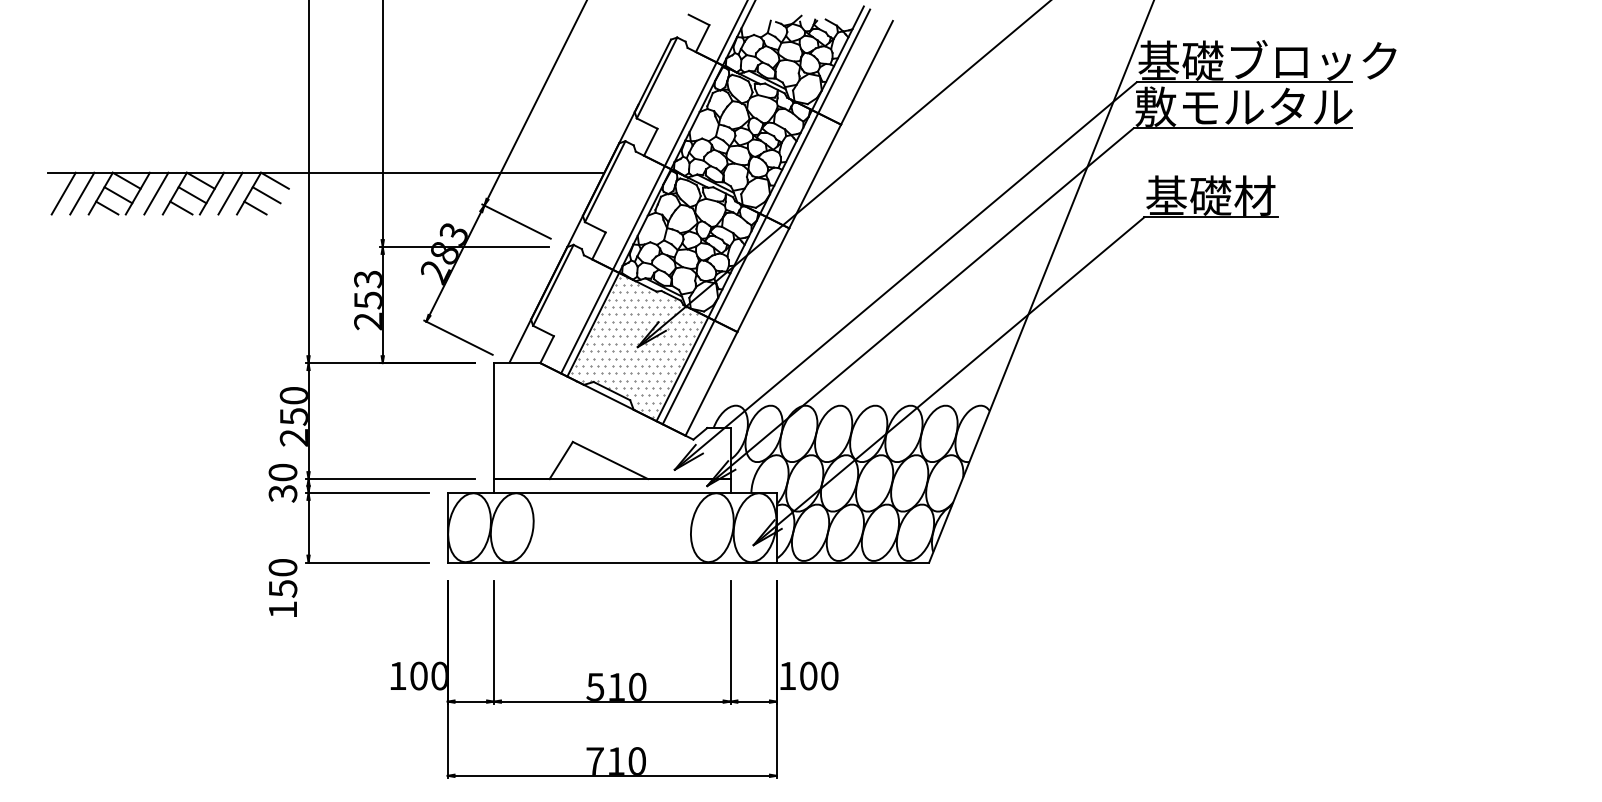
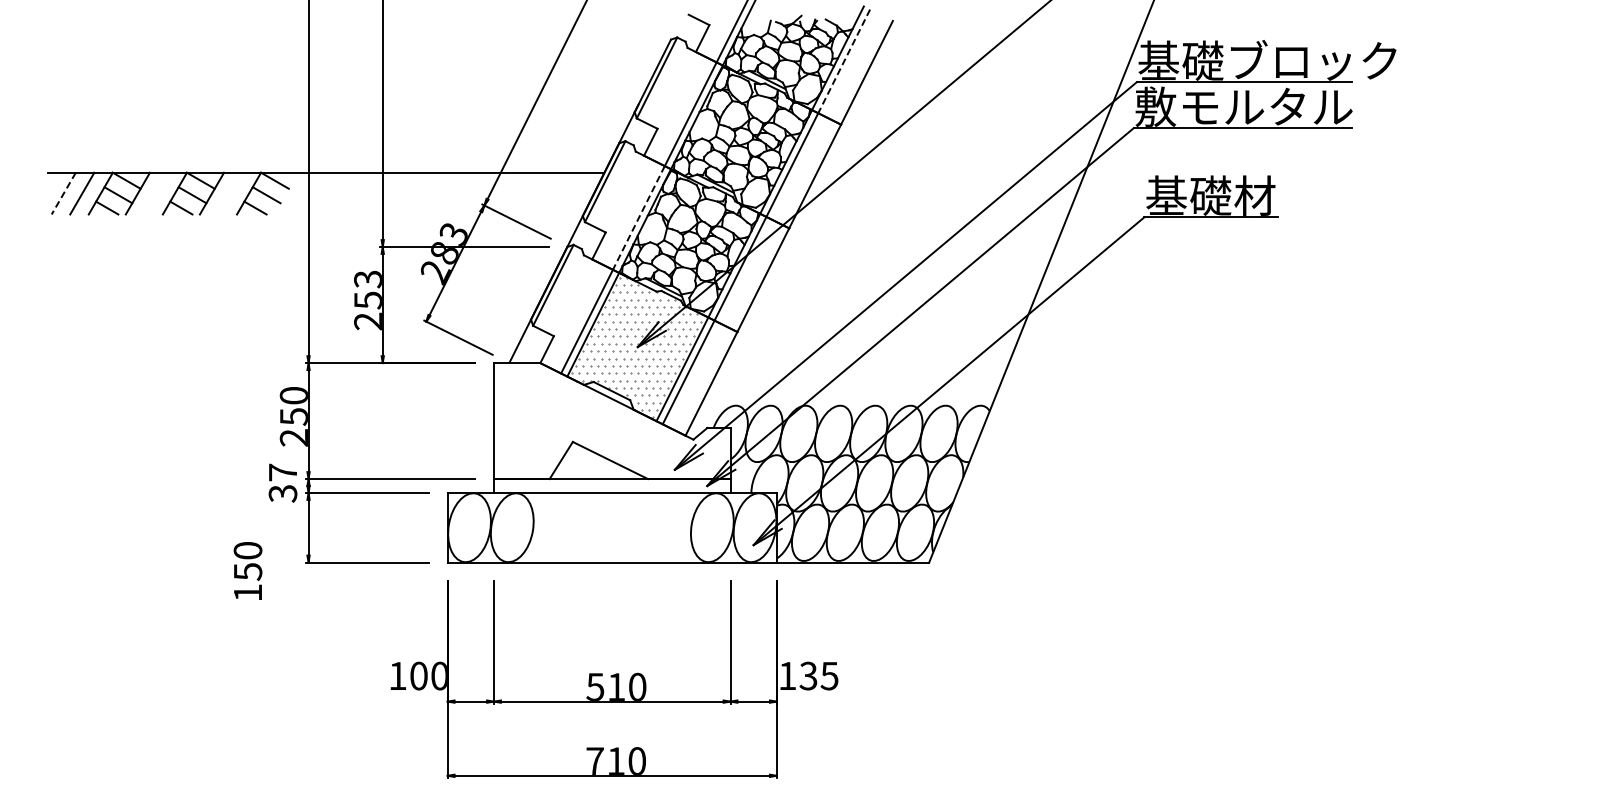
line: solid -> dashed (844, 61)
line: present -> none (156, 193)
line: present -> none (230, 193)
line: solid -> dashed (63, 194)
line: solid -> dashed (638, 217)
text: 30 -> 37 (282, 472)
text position: (282, 587) -> (247, 570) (247, 570)
text: 100 -> 135 (818, 675)
